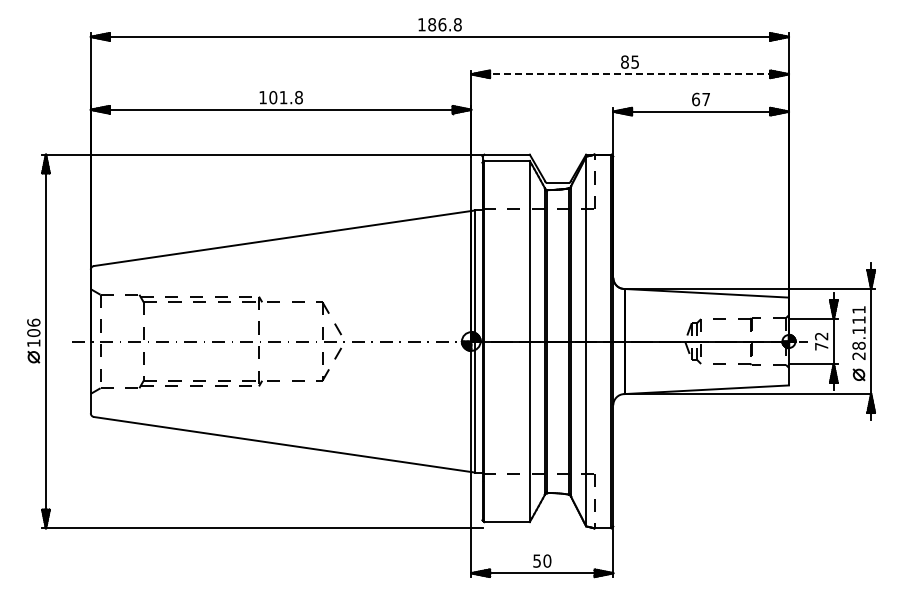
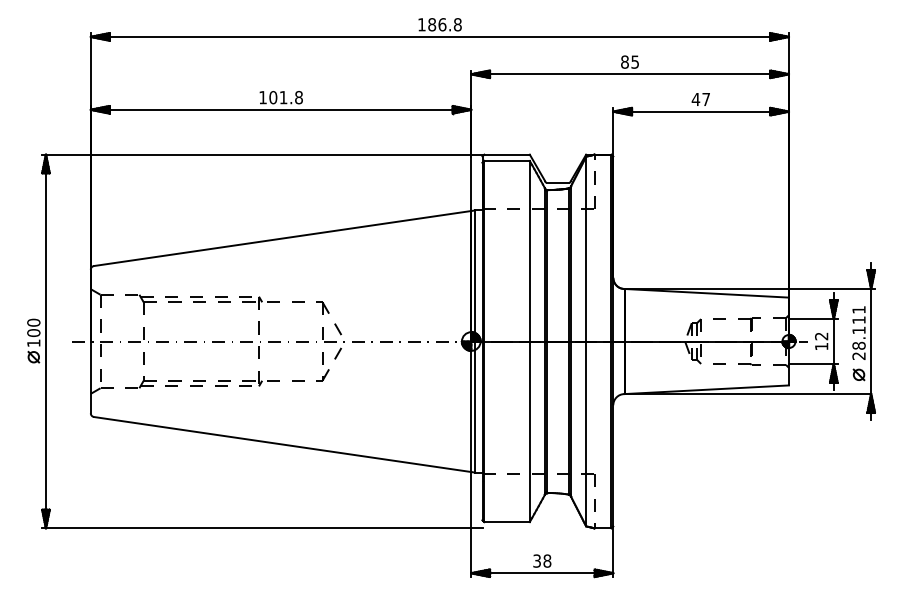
line: dashed -> solid (630, 74)
text: 67 -> 47 (695, 99)
text: 106 -> 100 (33, 322)
text: 72 -> 12 (821, 346)
text: 50 -> 38 (542, 560)
